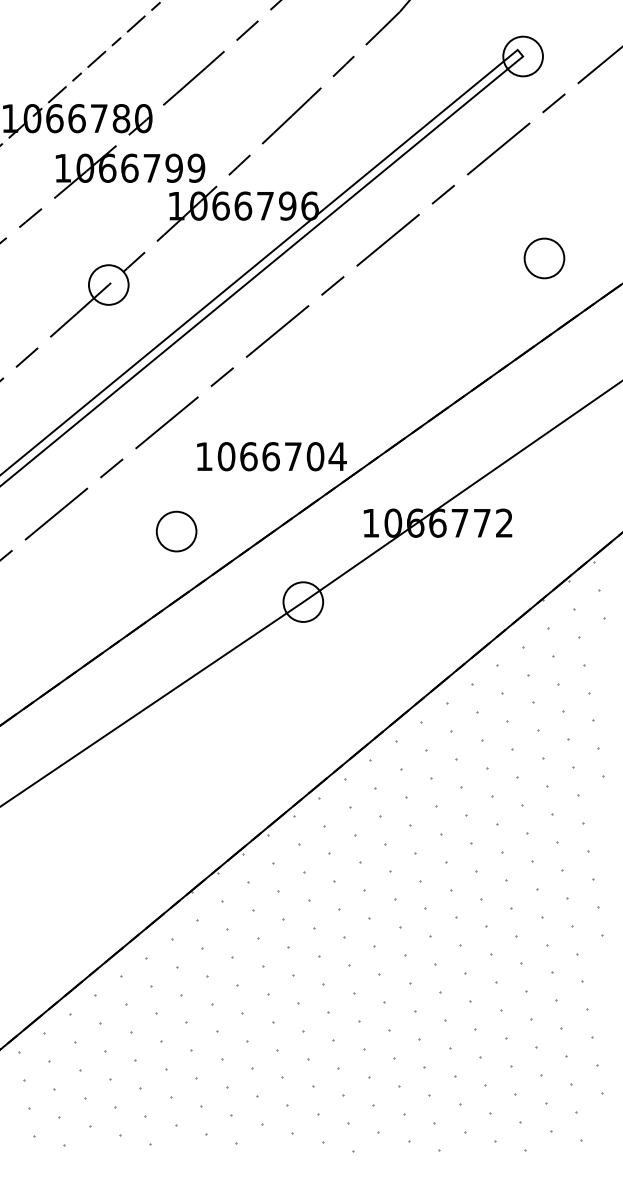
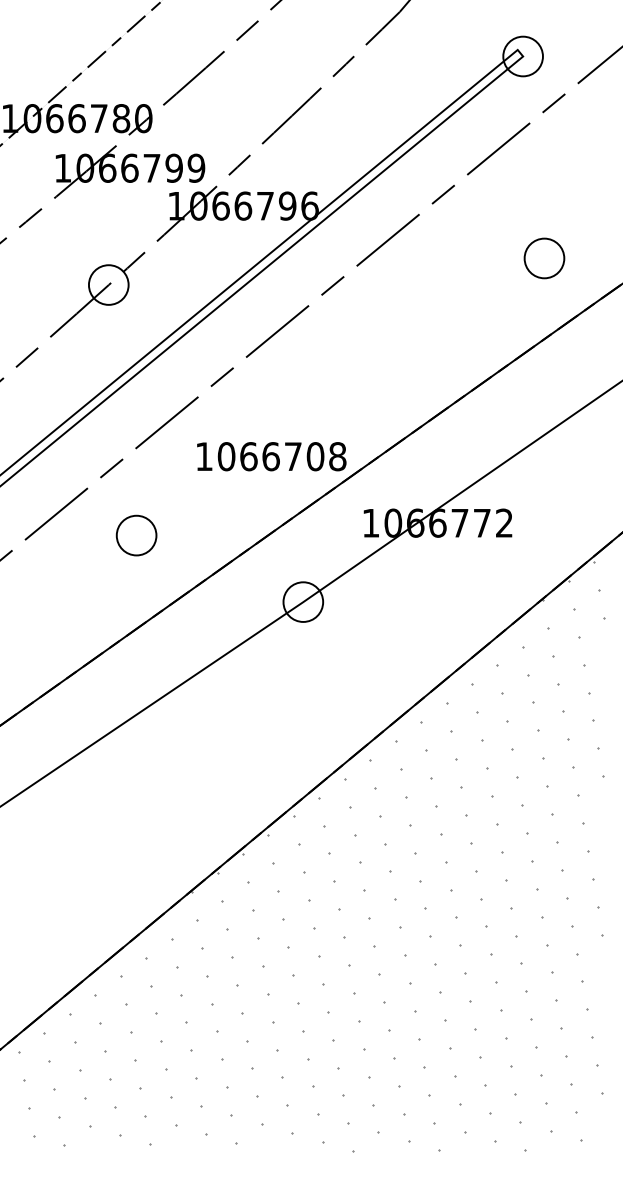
text: 1066704 -> 1066708 (337, 456)
part position: (176, 531) -> (136, 535) (136, 535)
